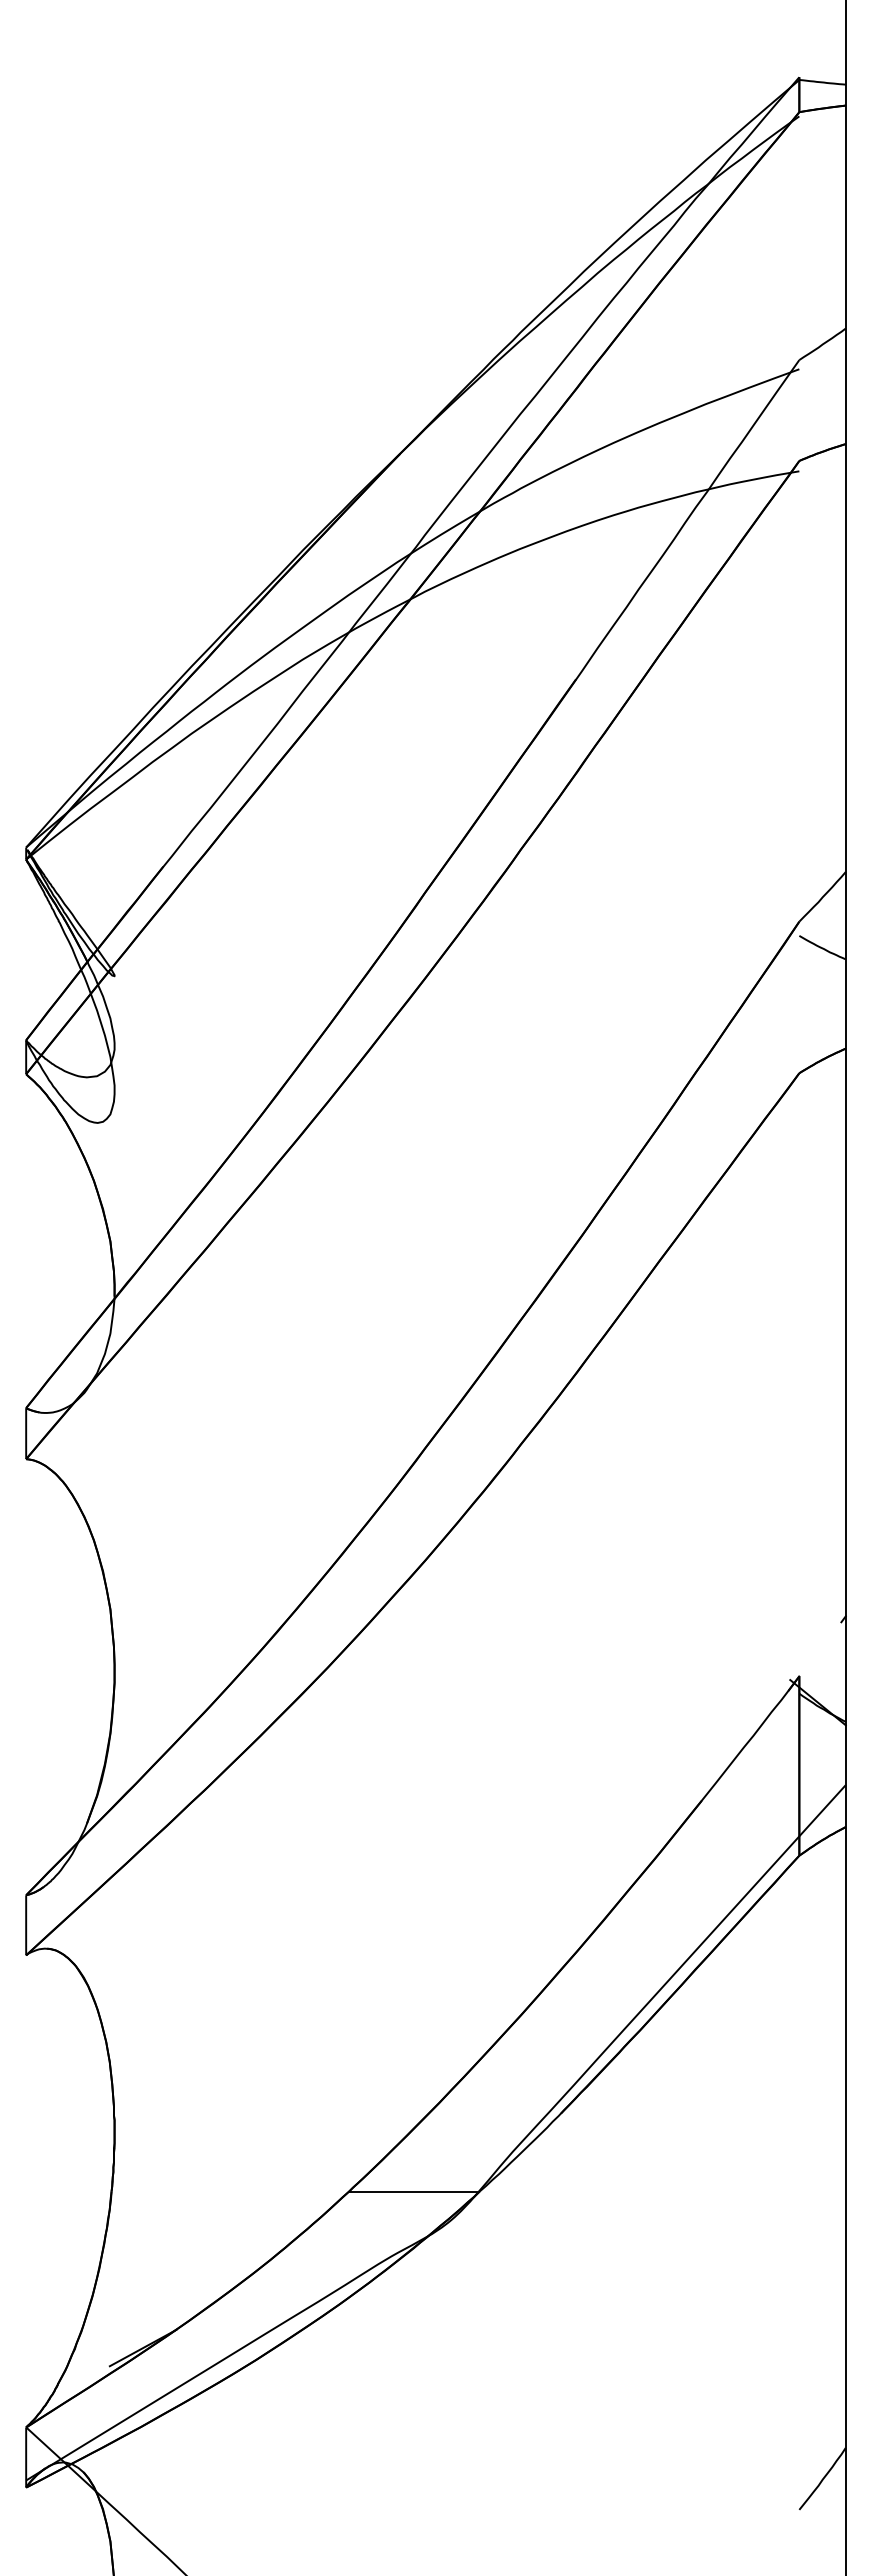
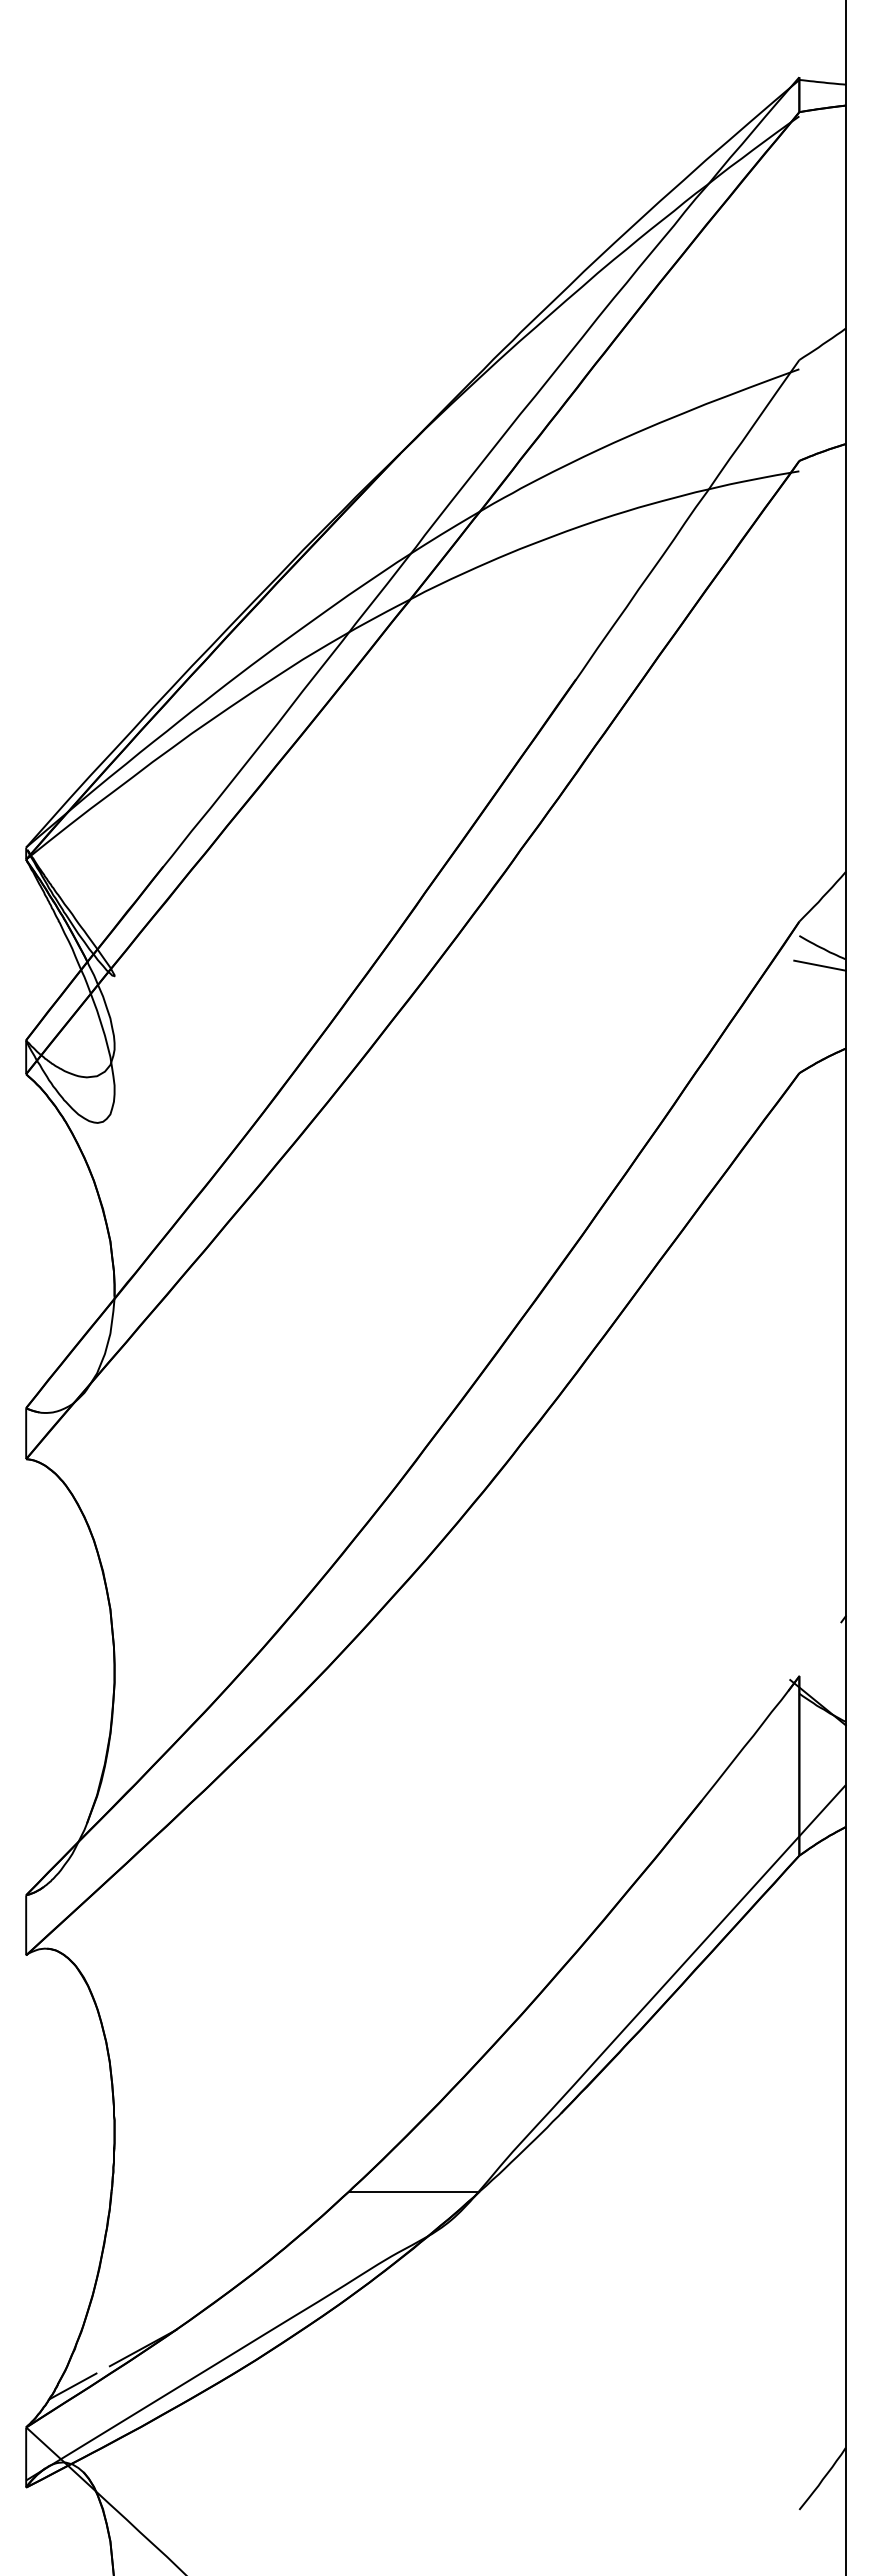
line: none -> present (819, 965)
line: none -> present (72, 2386)
